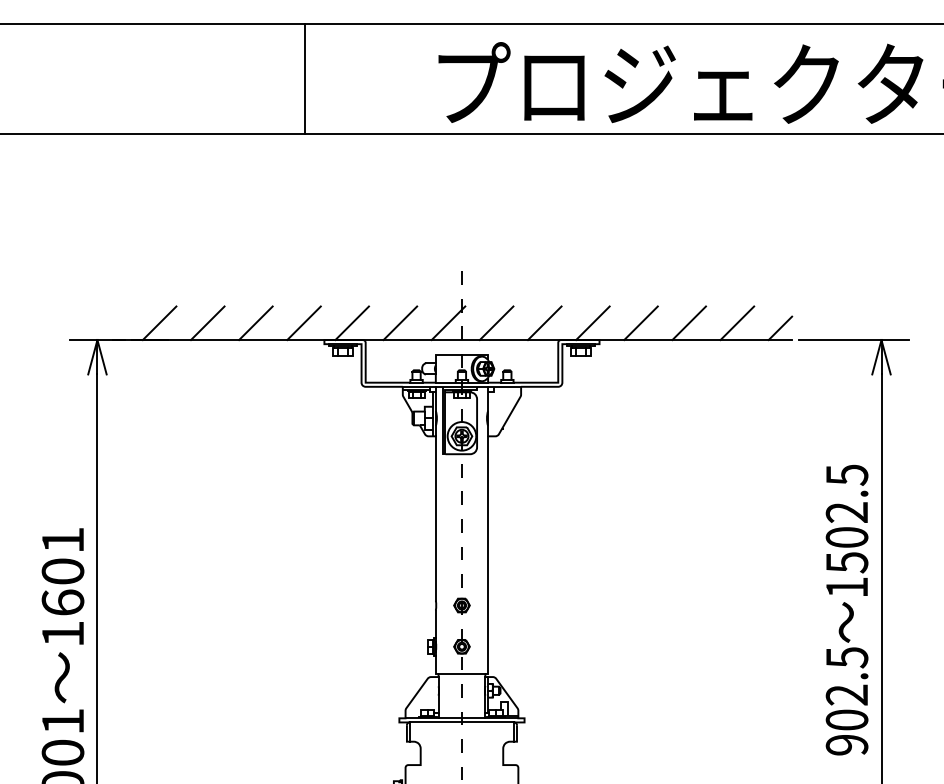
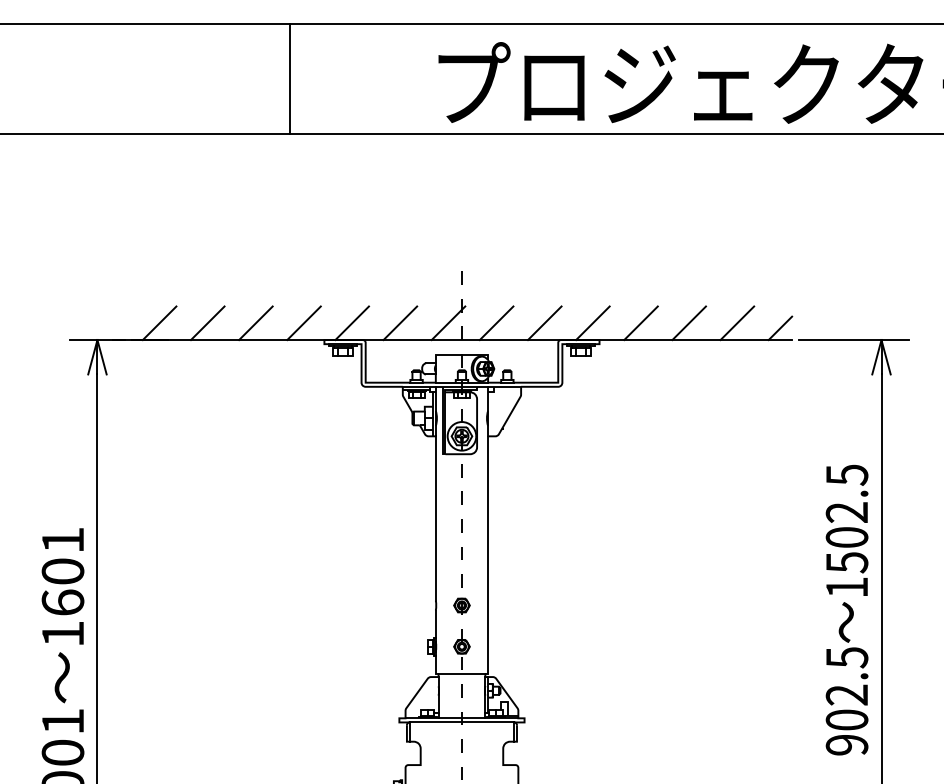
line position: (305, 78) -> (290, 78) (290, 78)
